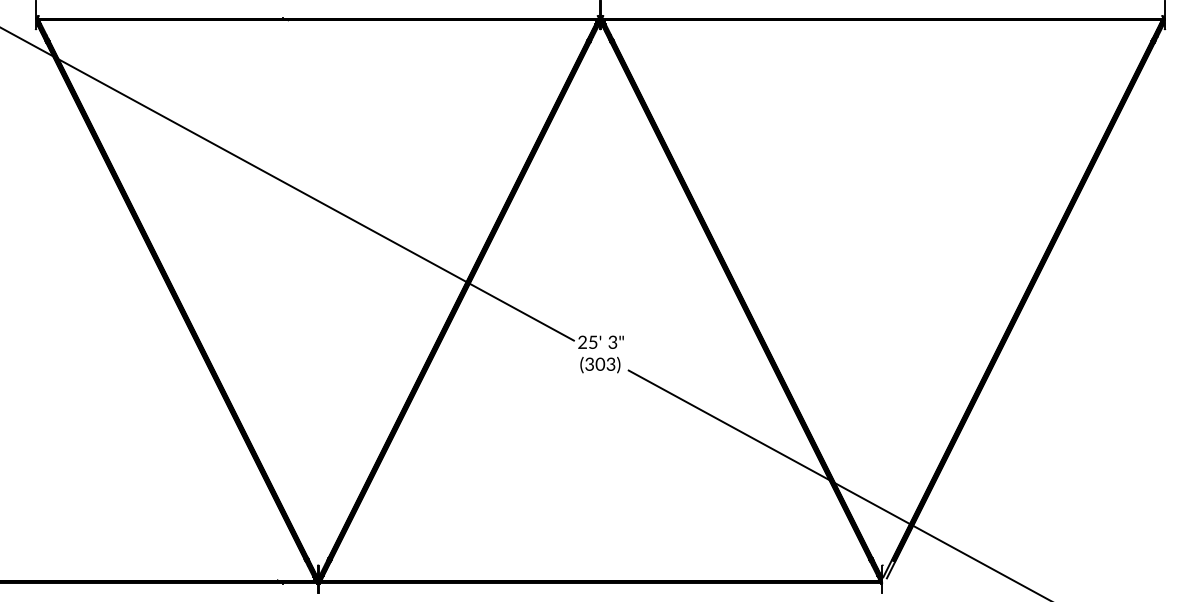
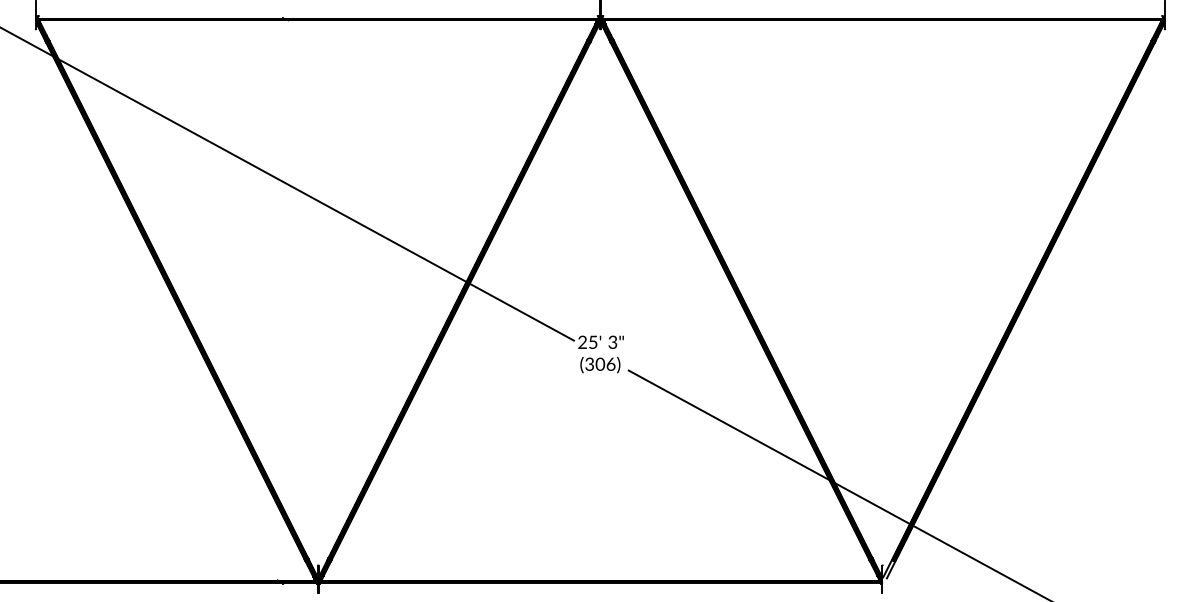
text: (303) -> (306) (610, 363)
